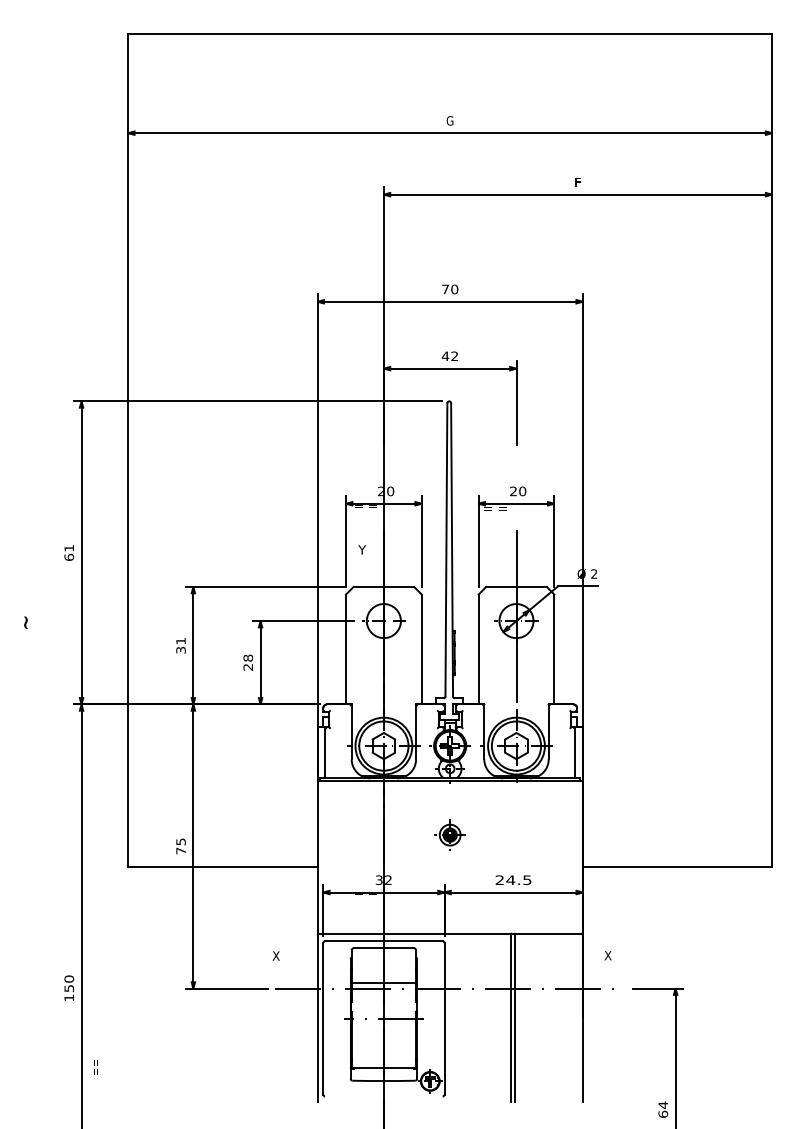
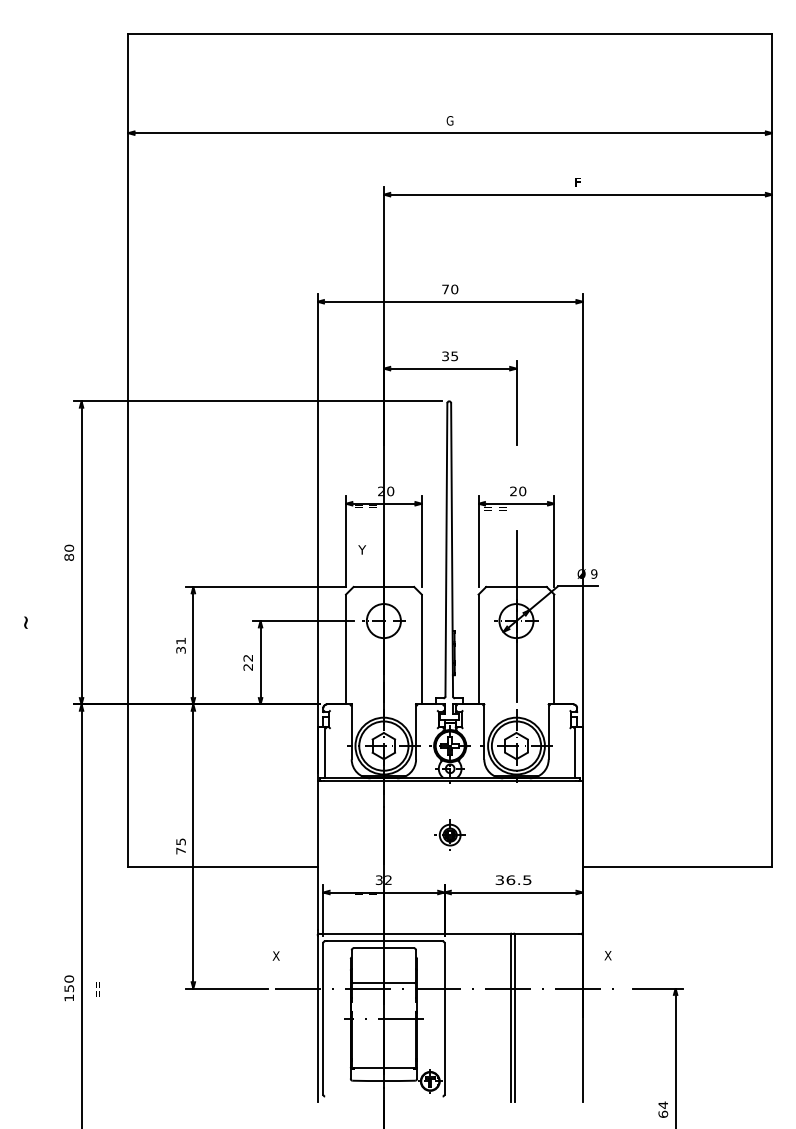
text: 42 -> 35 (449, 356)
text: 61 -> 80 (69, 552)
text: 2 -> 9 (594, 573)
text: 28 -> 22 (248, 657)
text: 24.5 -> 36.5 (505, 880)
text position: (95, 1067) -> (97, 989) (97, 989)
